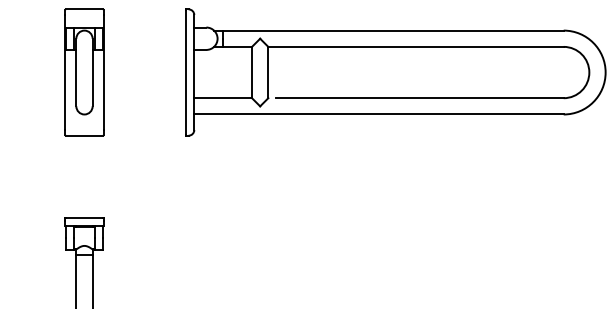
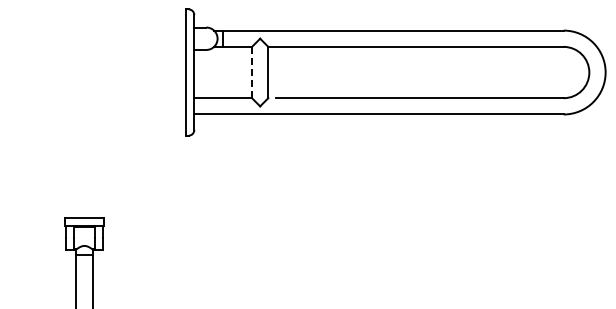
part: present -> none (84, 72)
line: solid -> dashed (252, 72)
